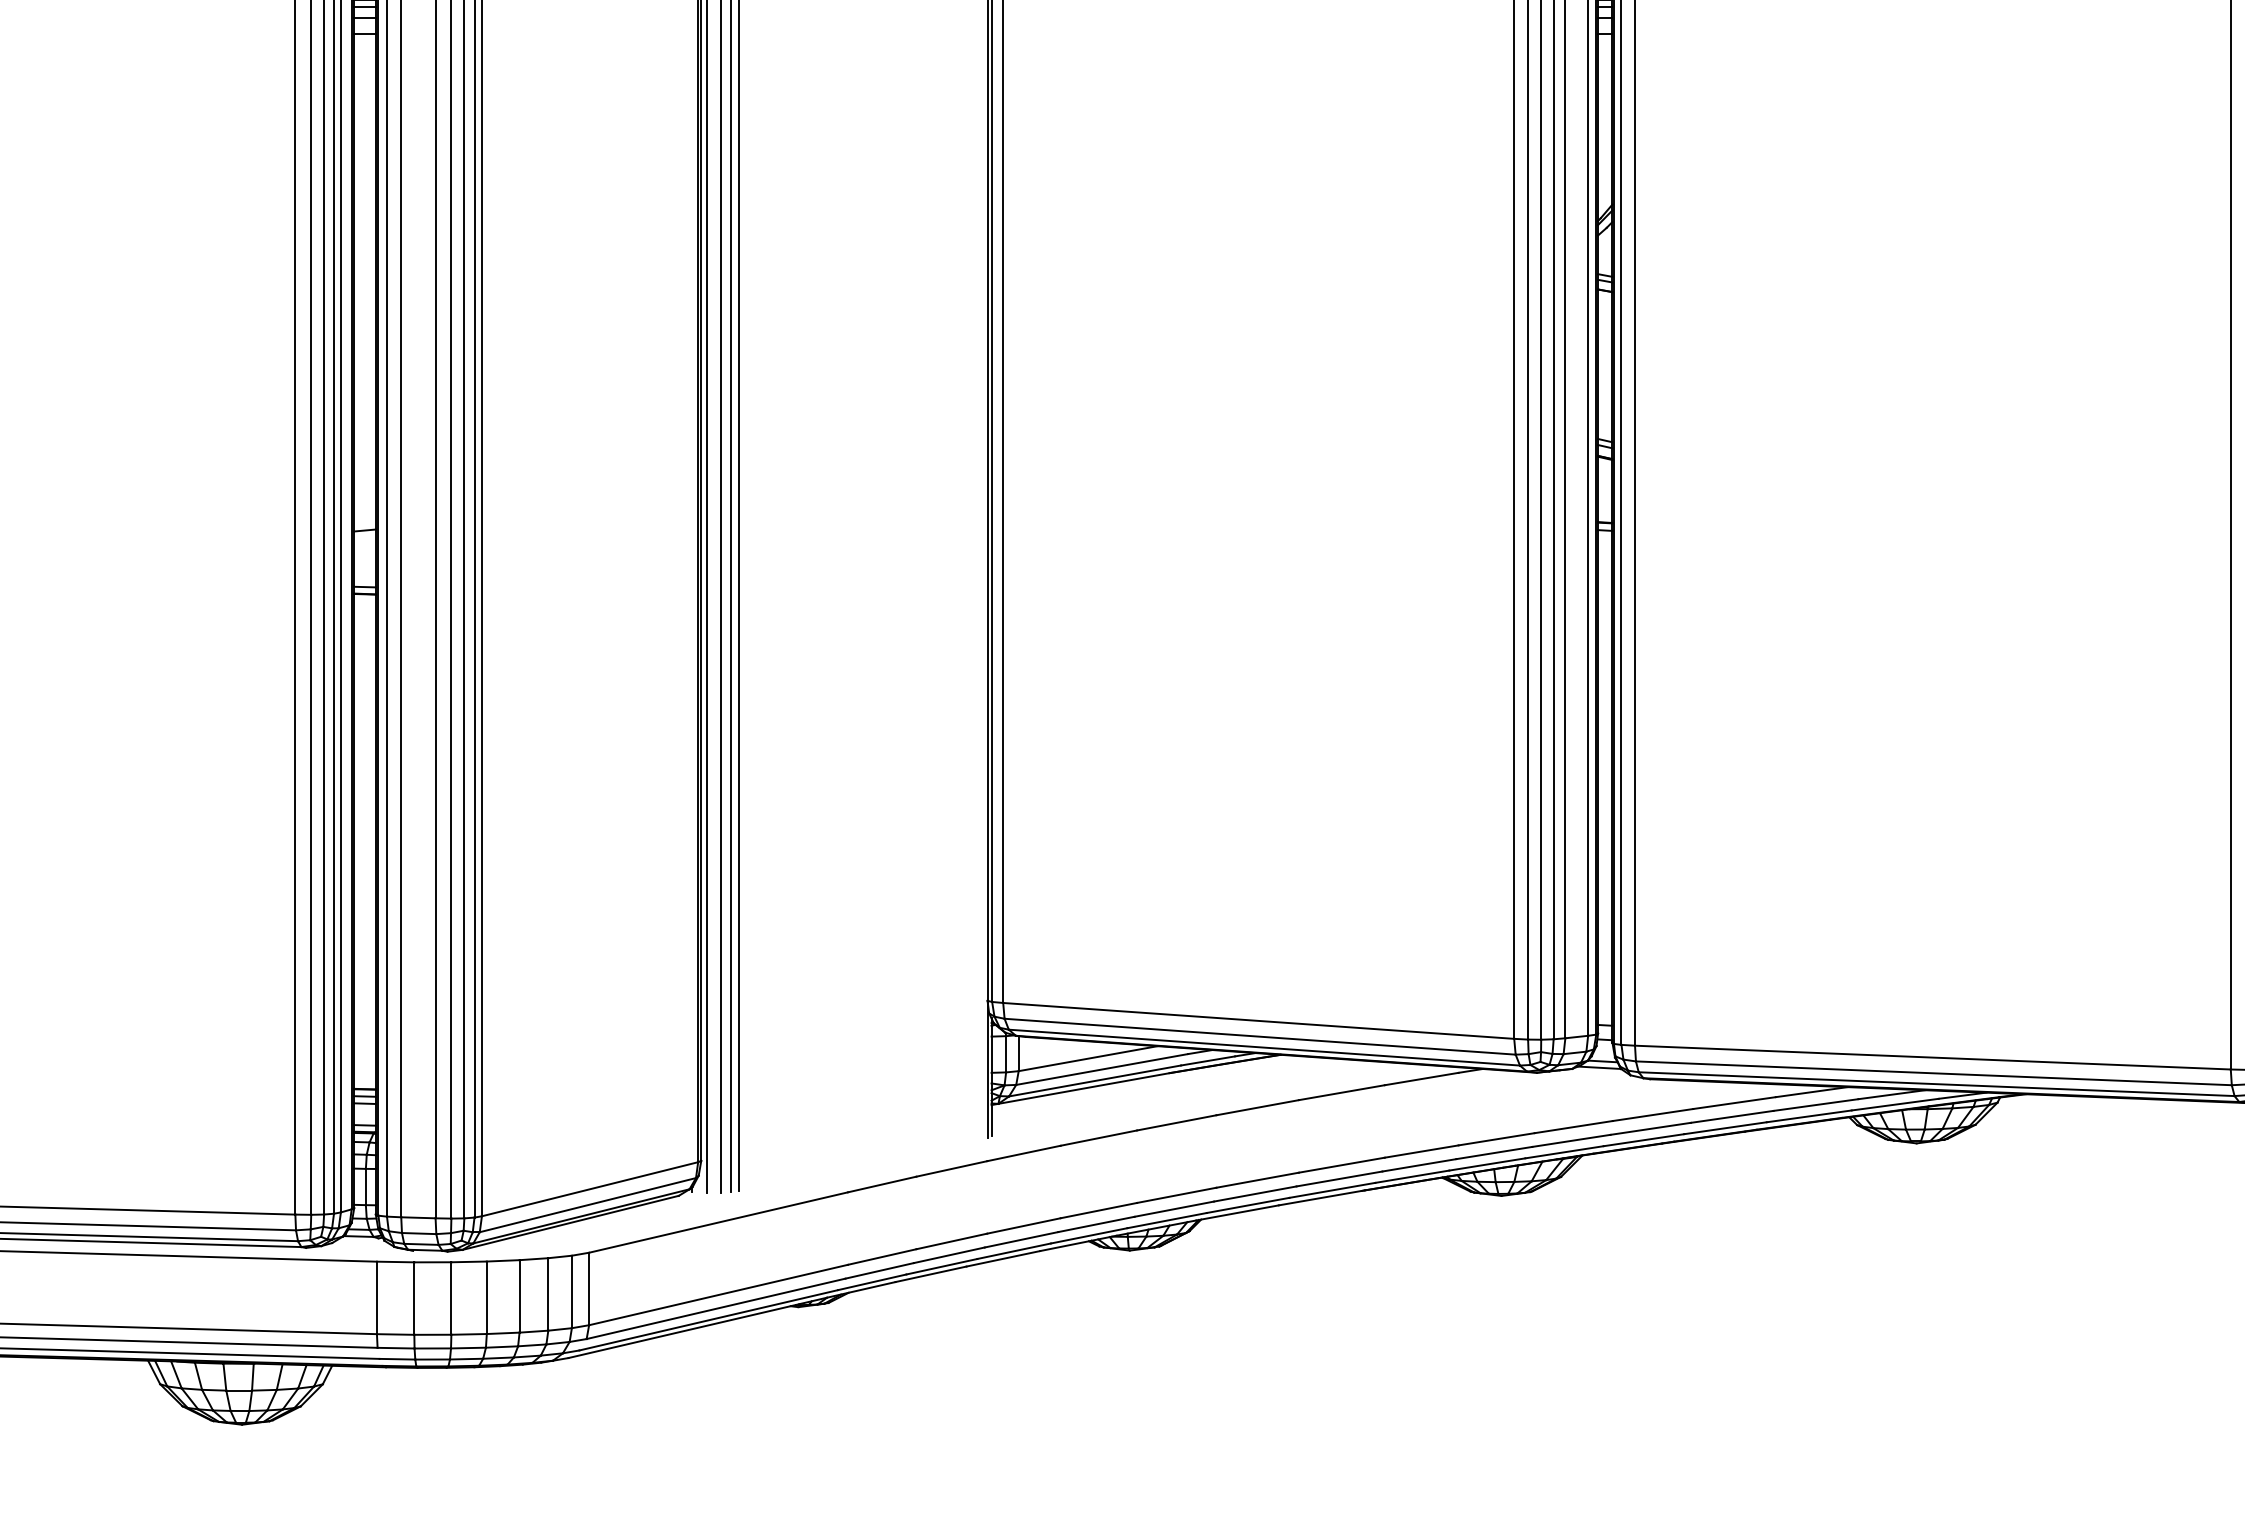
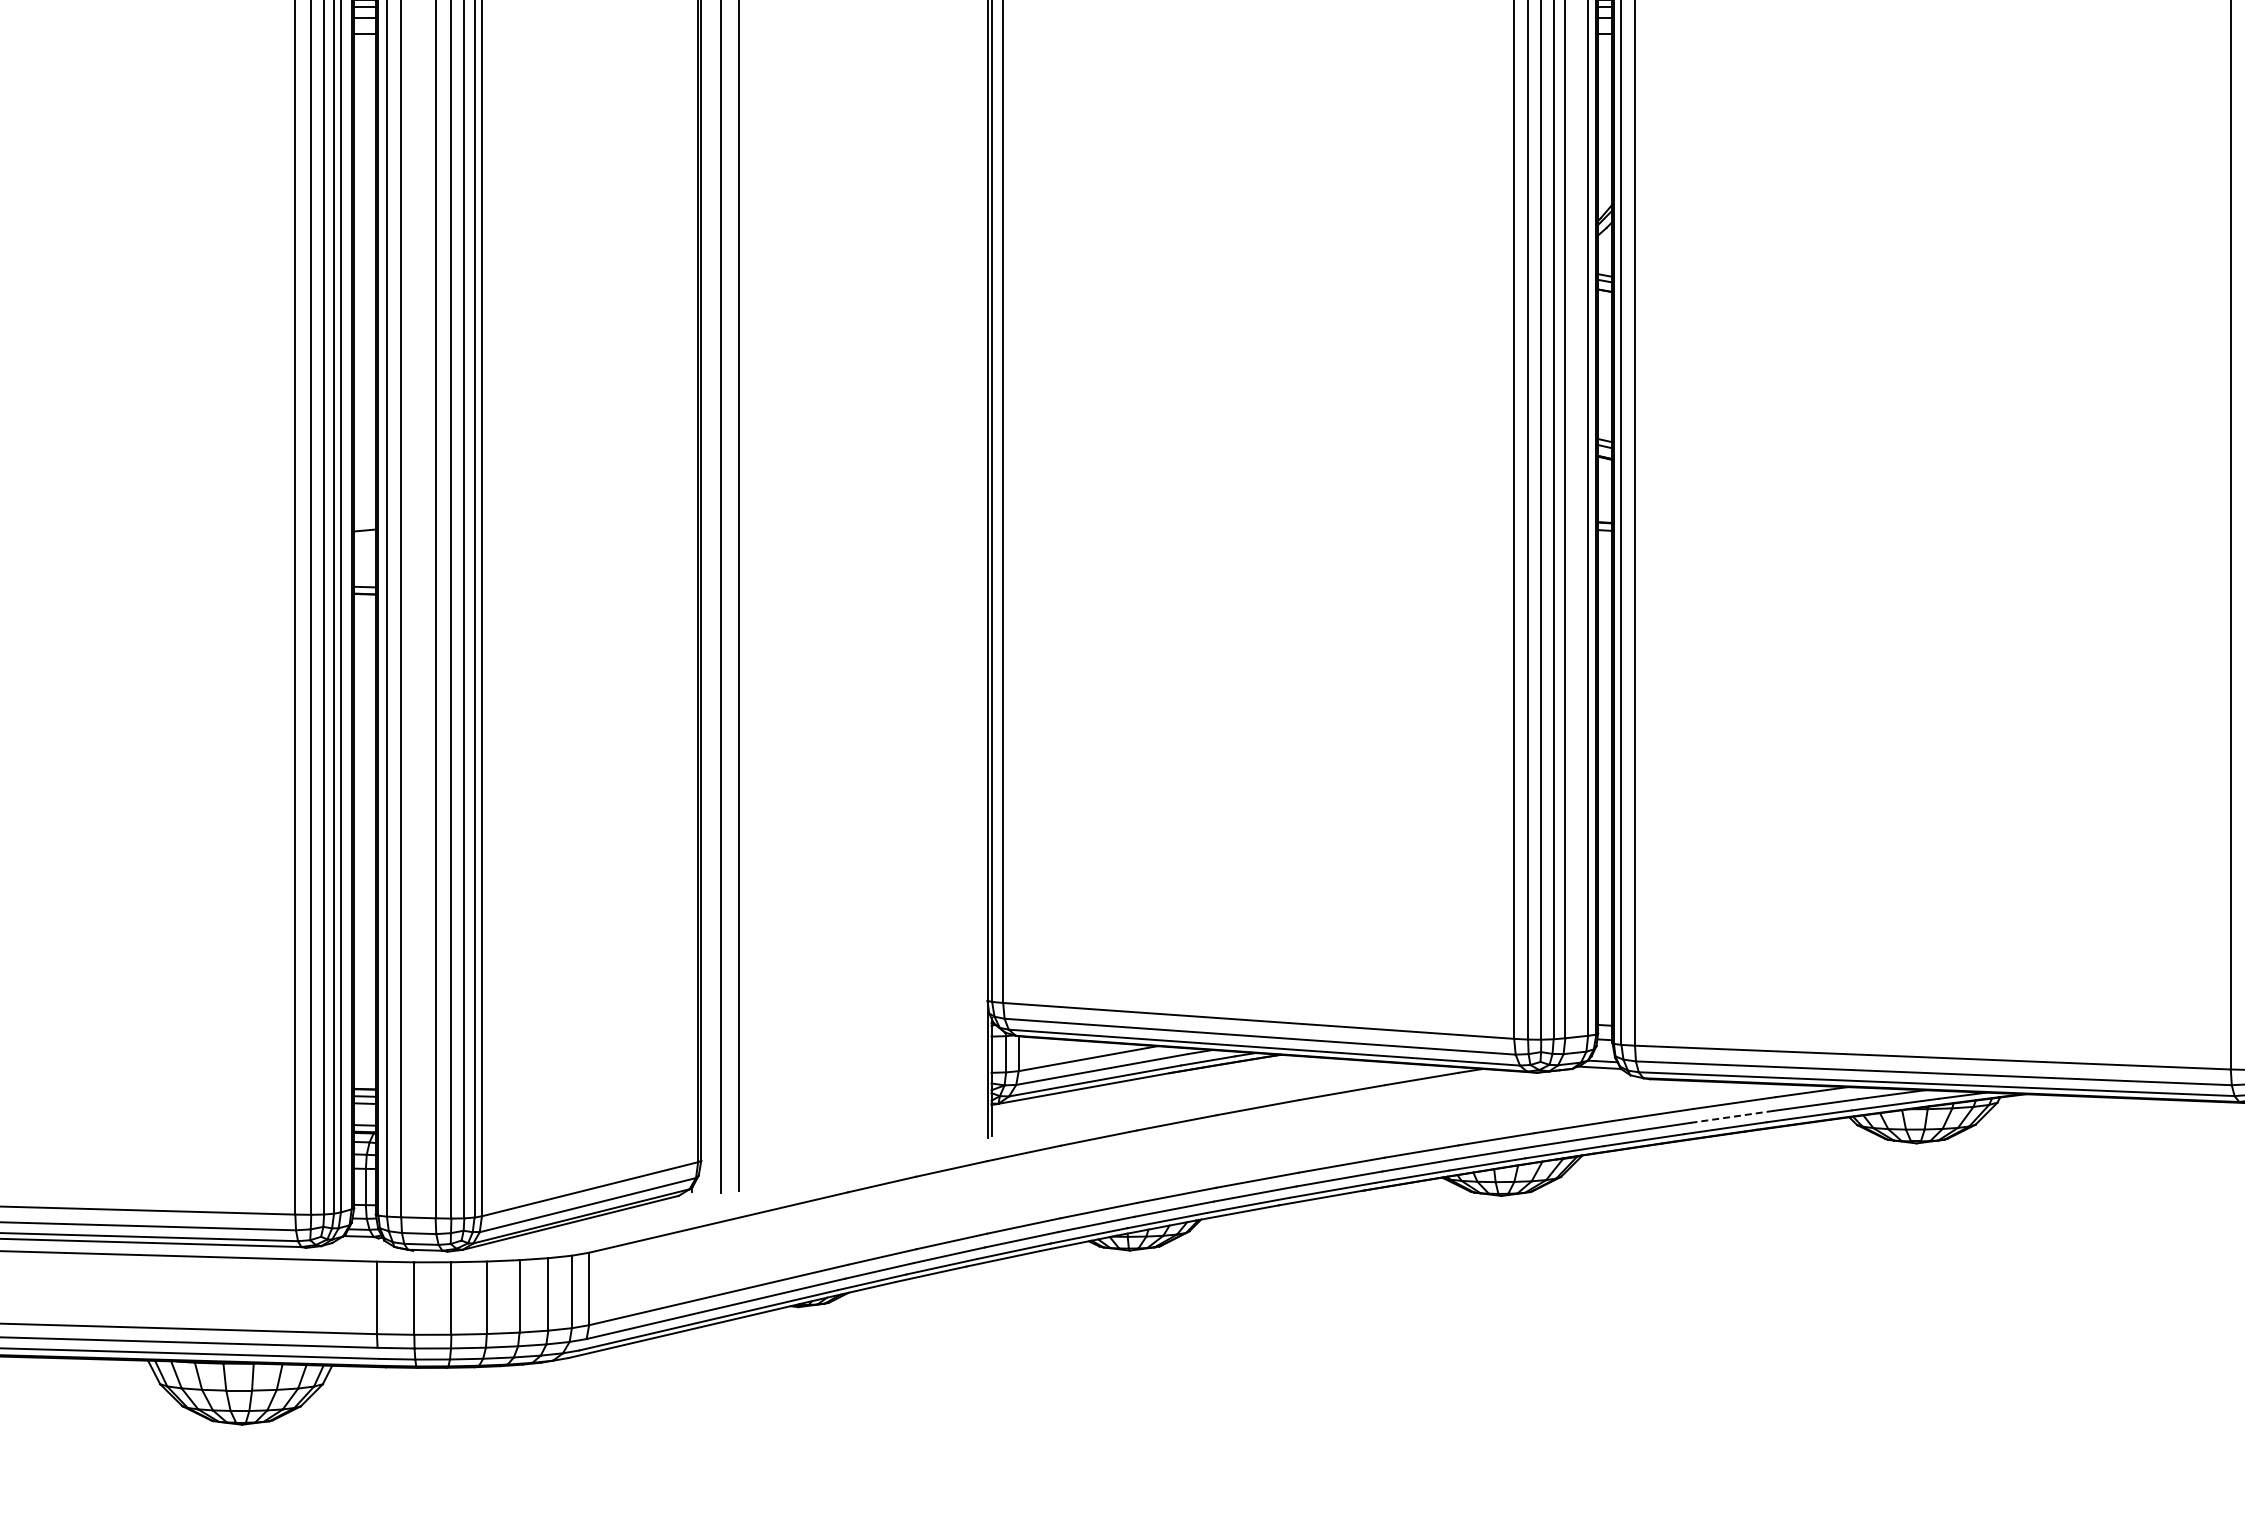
line: present -> none (731, 596)
line: present -> none (707, 597)
line: solid -> dashed (1732, 1116)
